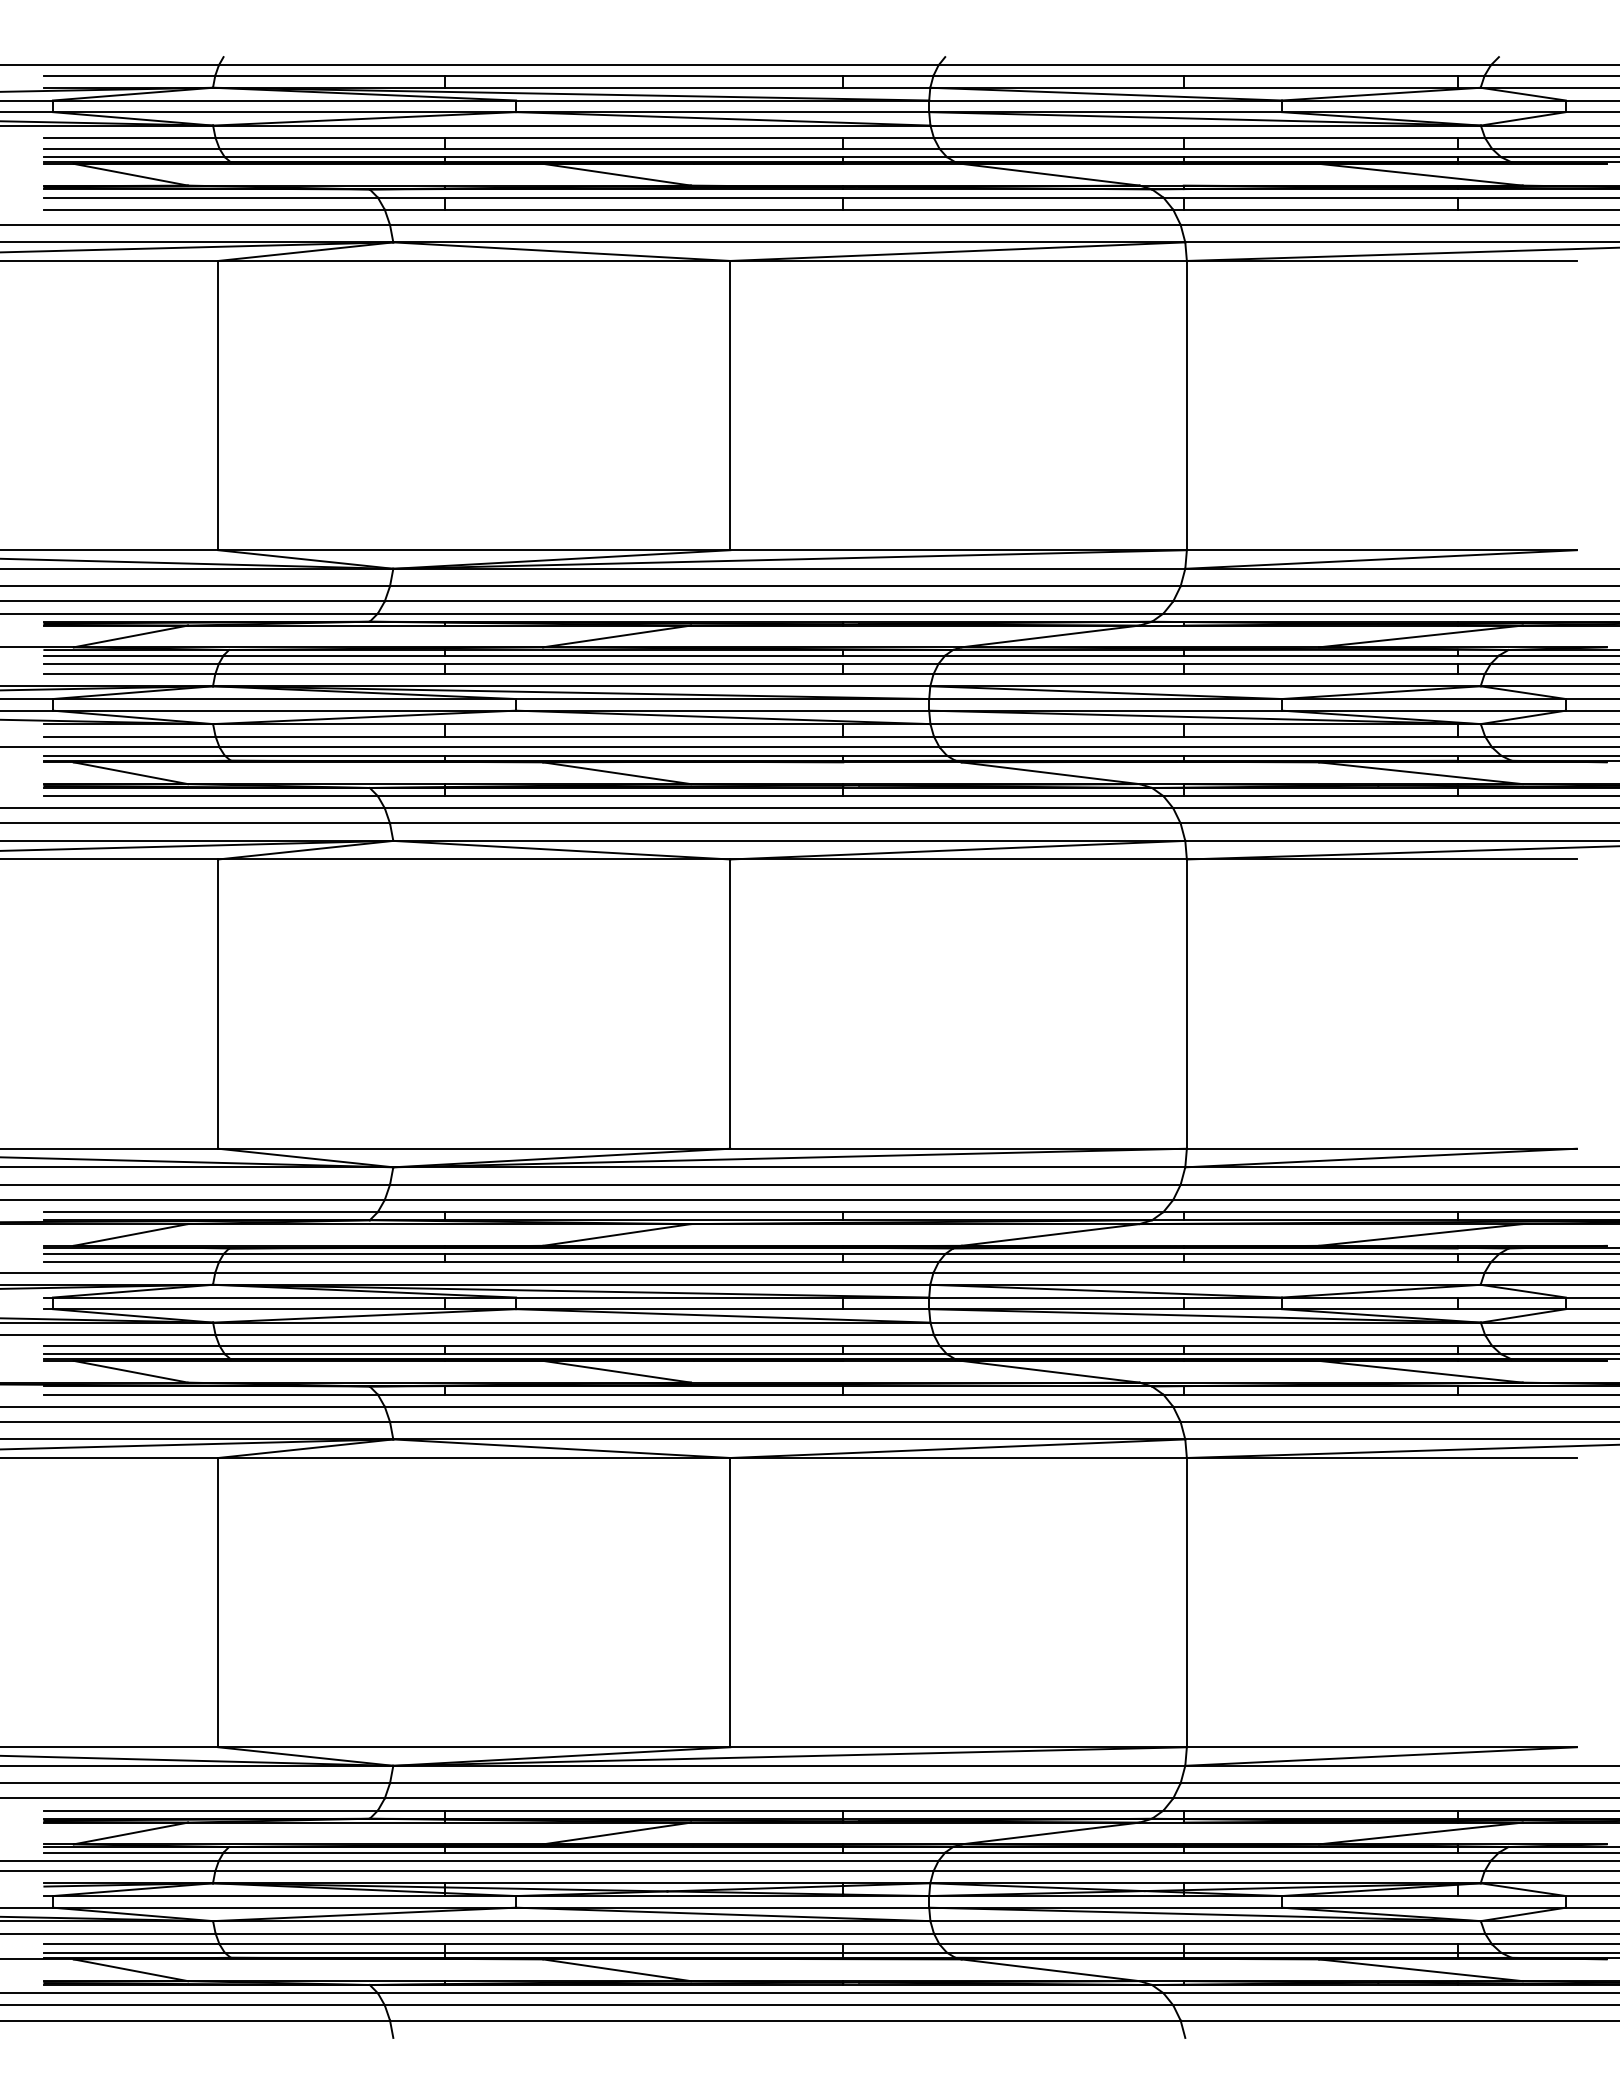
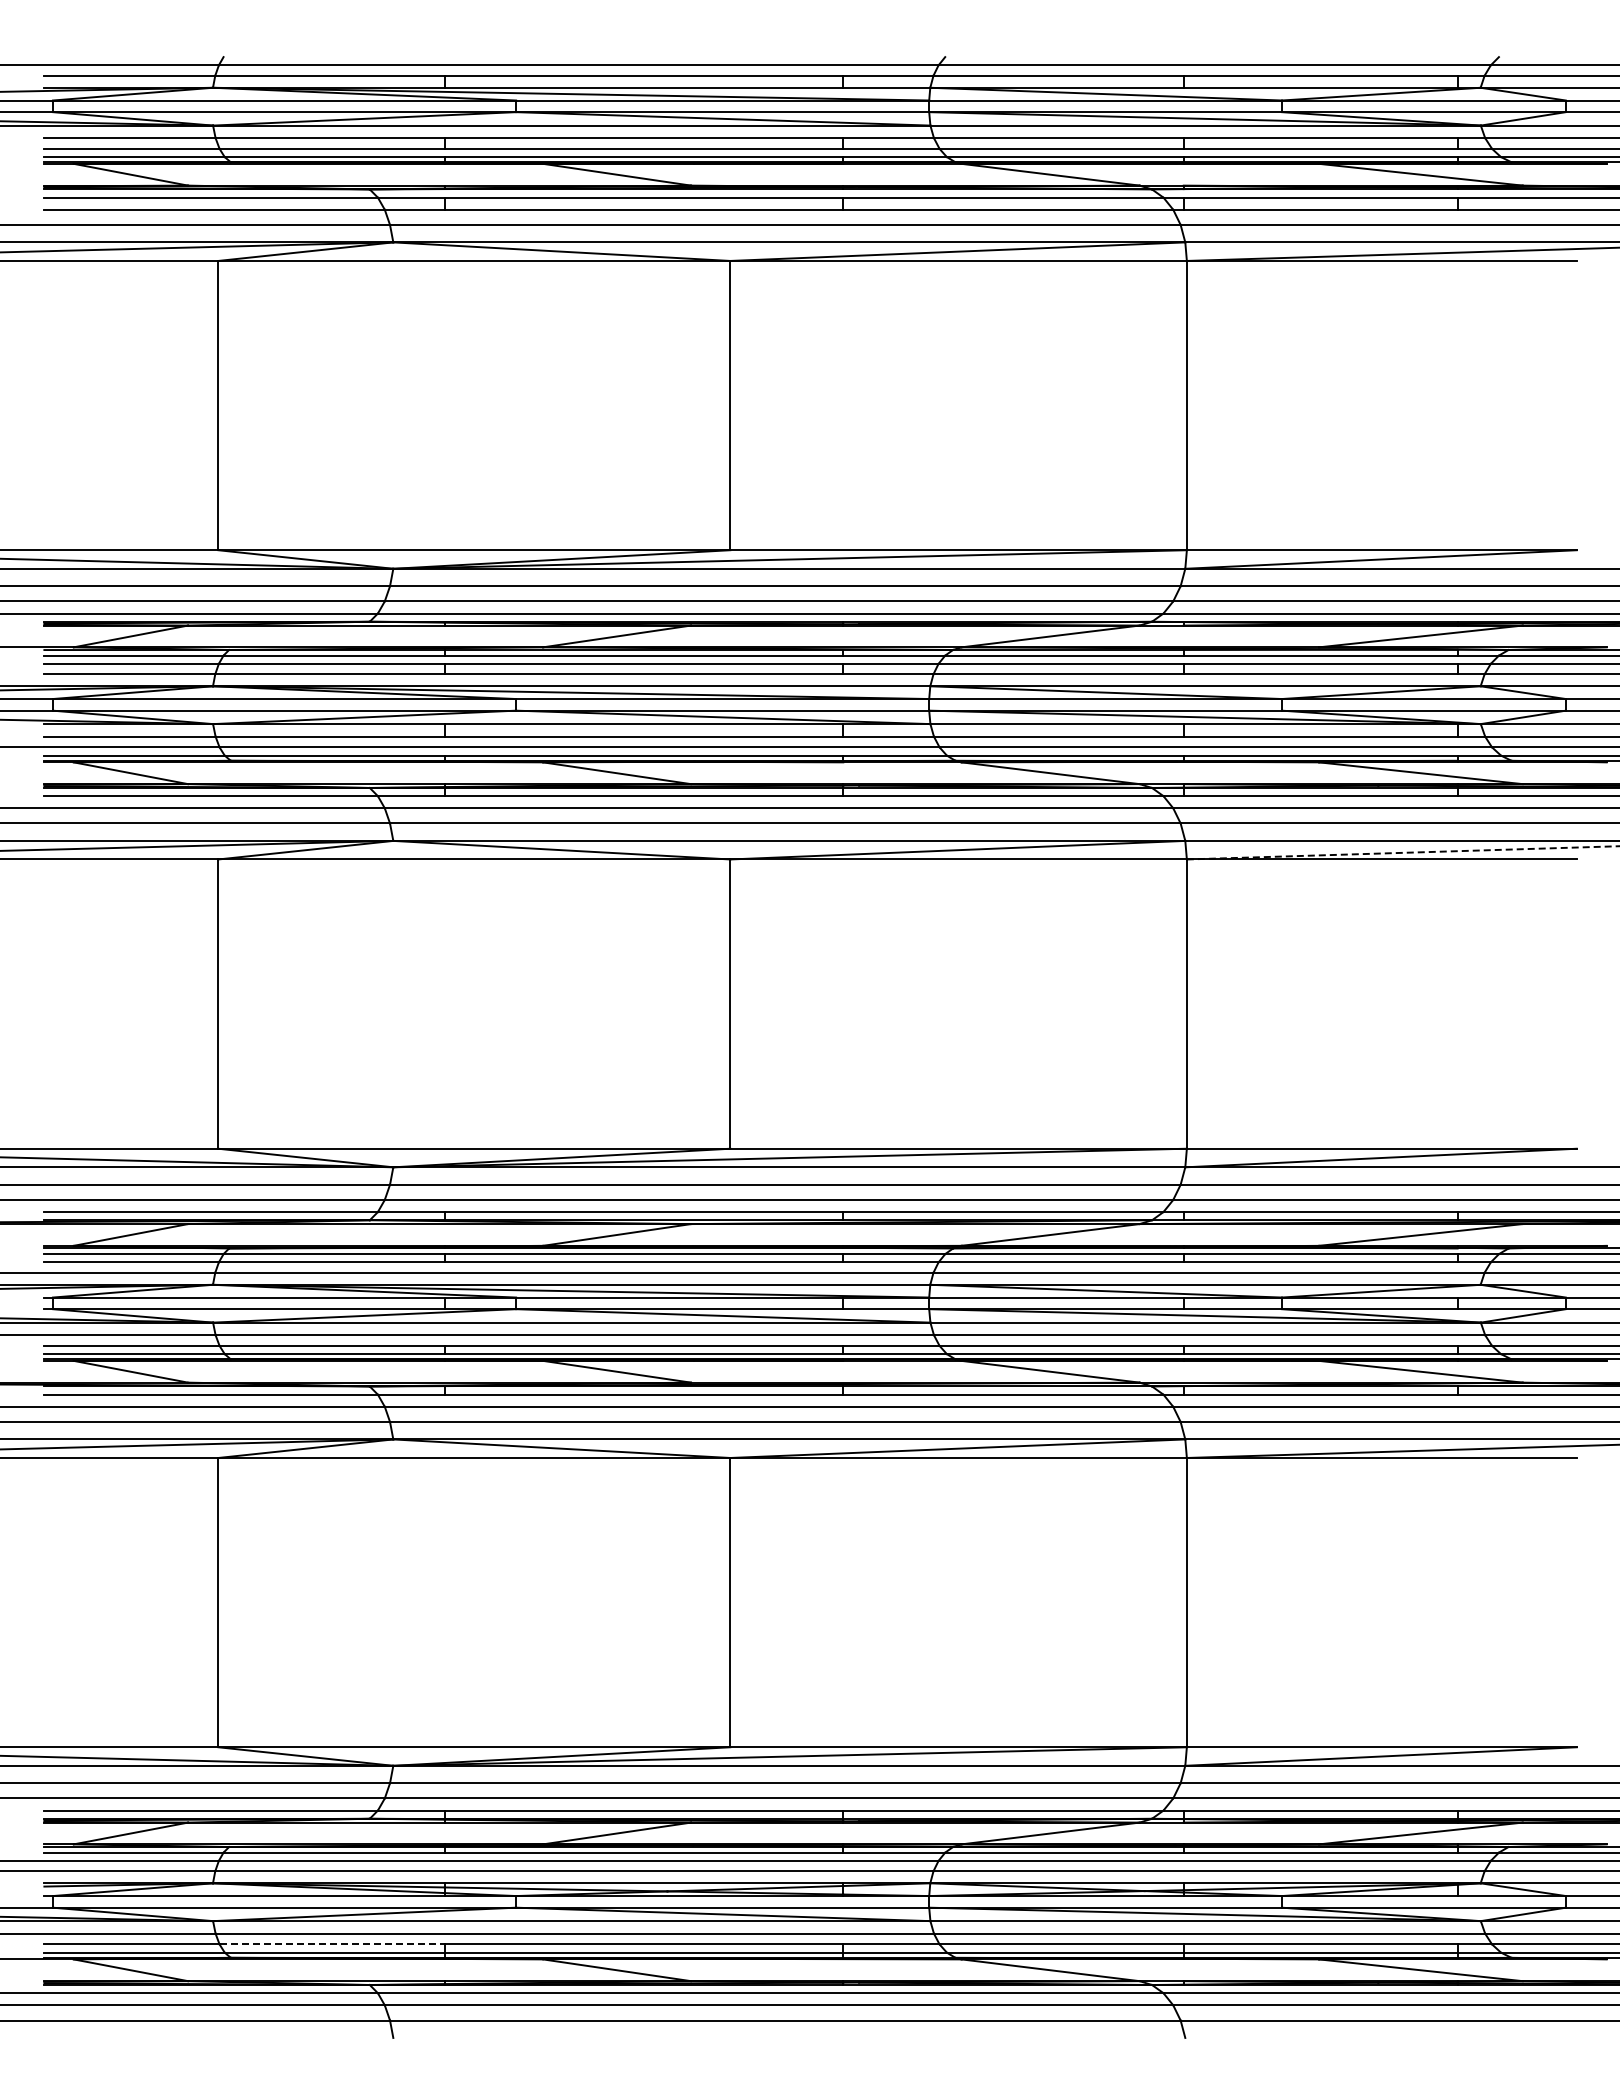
line: solid -> dashed (1403, 852)
line: solid -> dashed (332, 1944)
